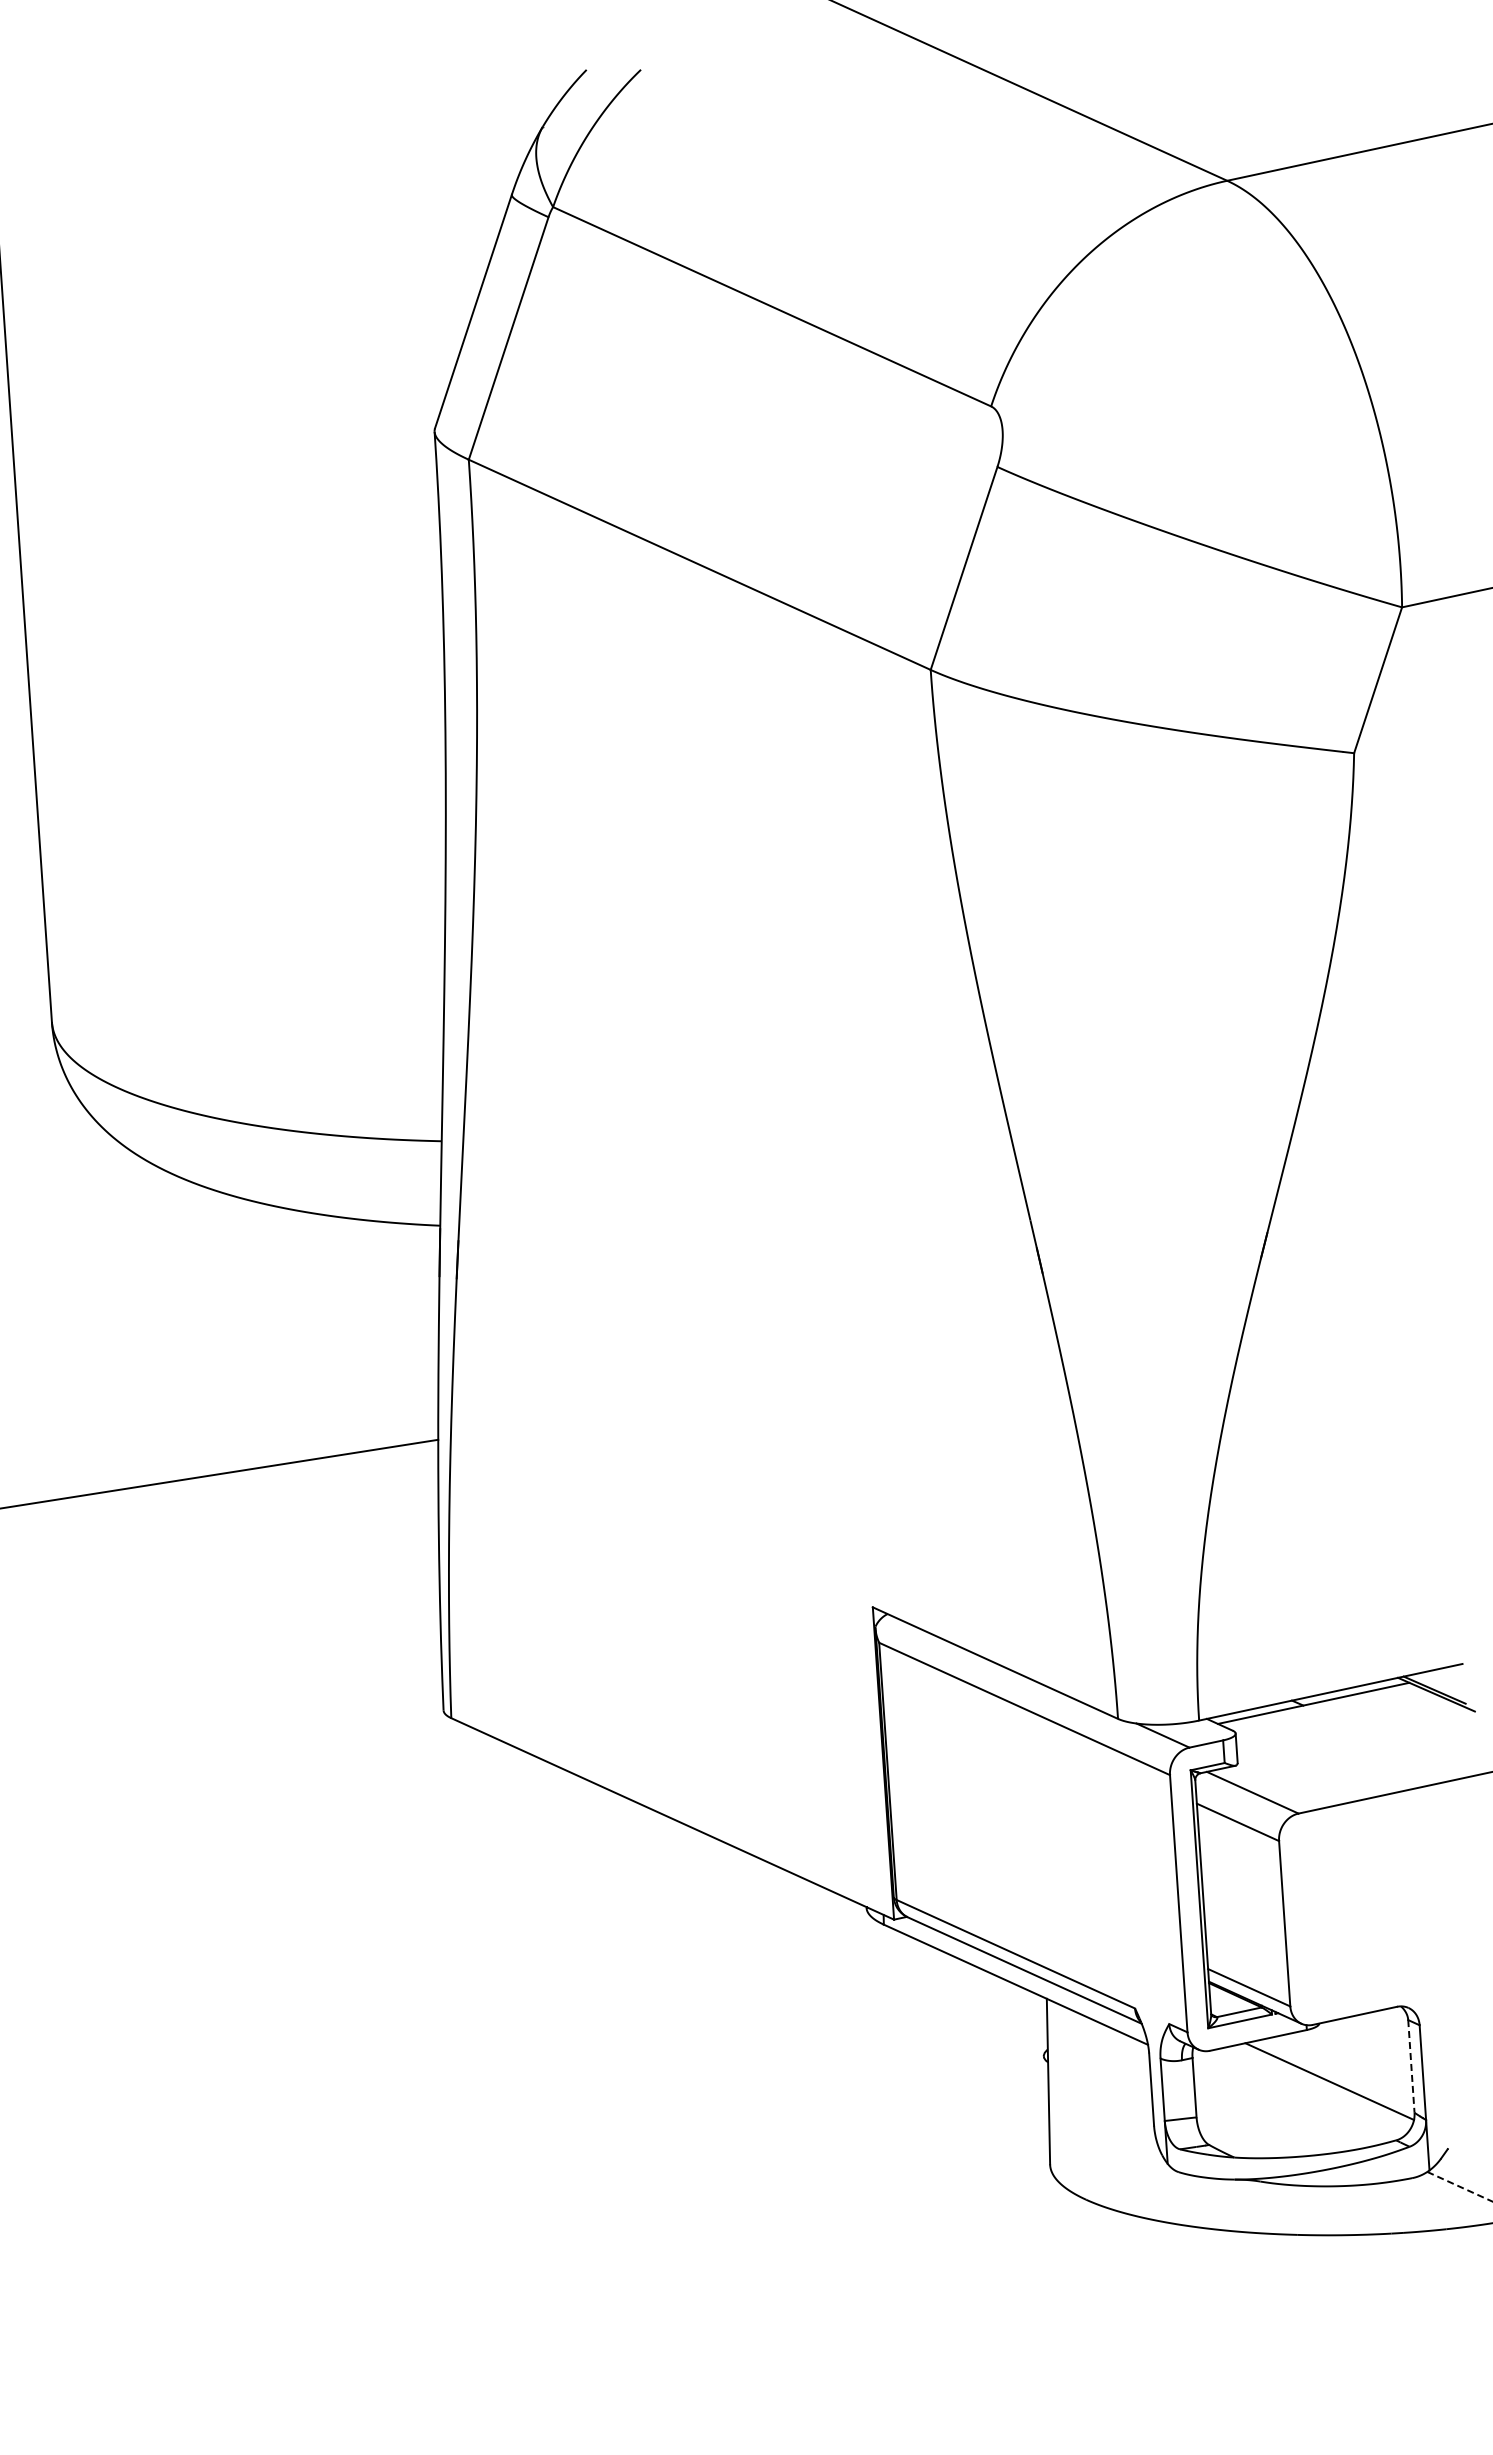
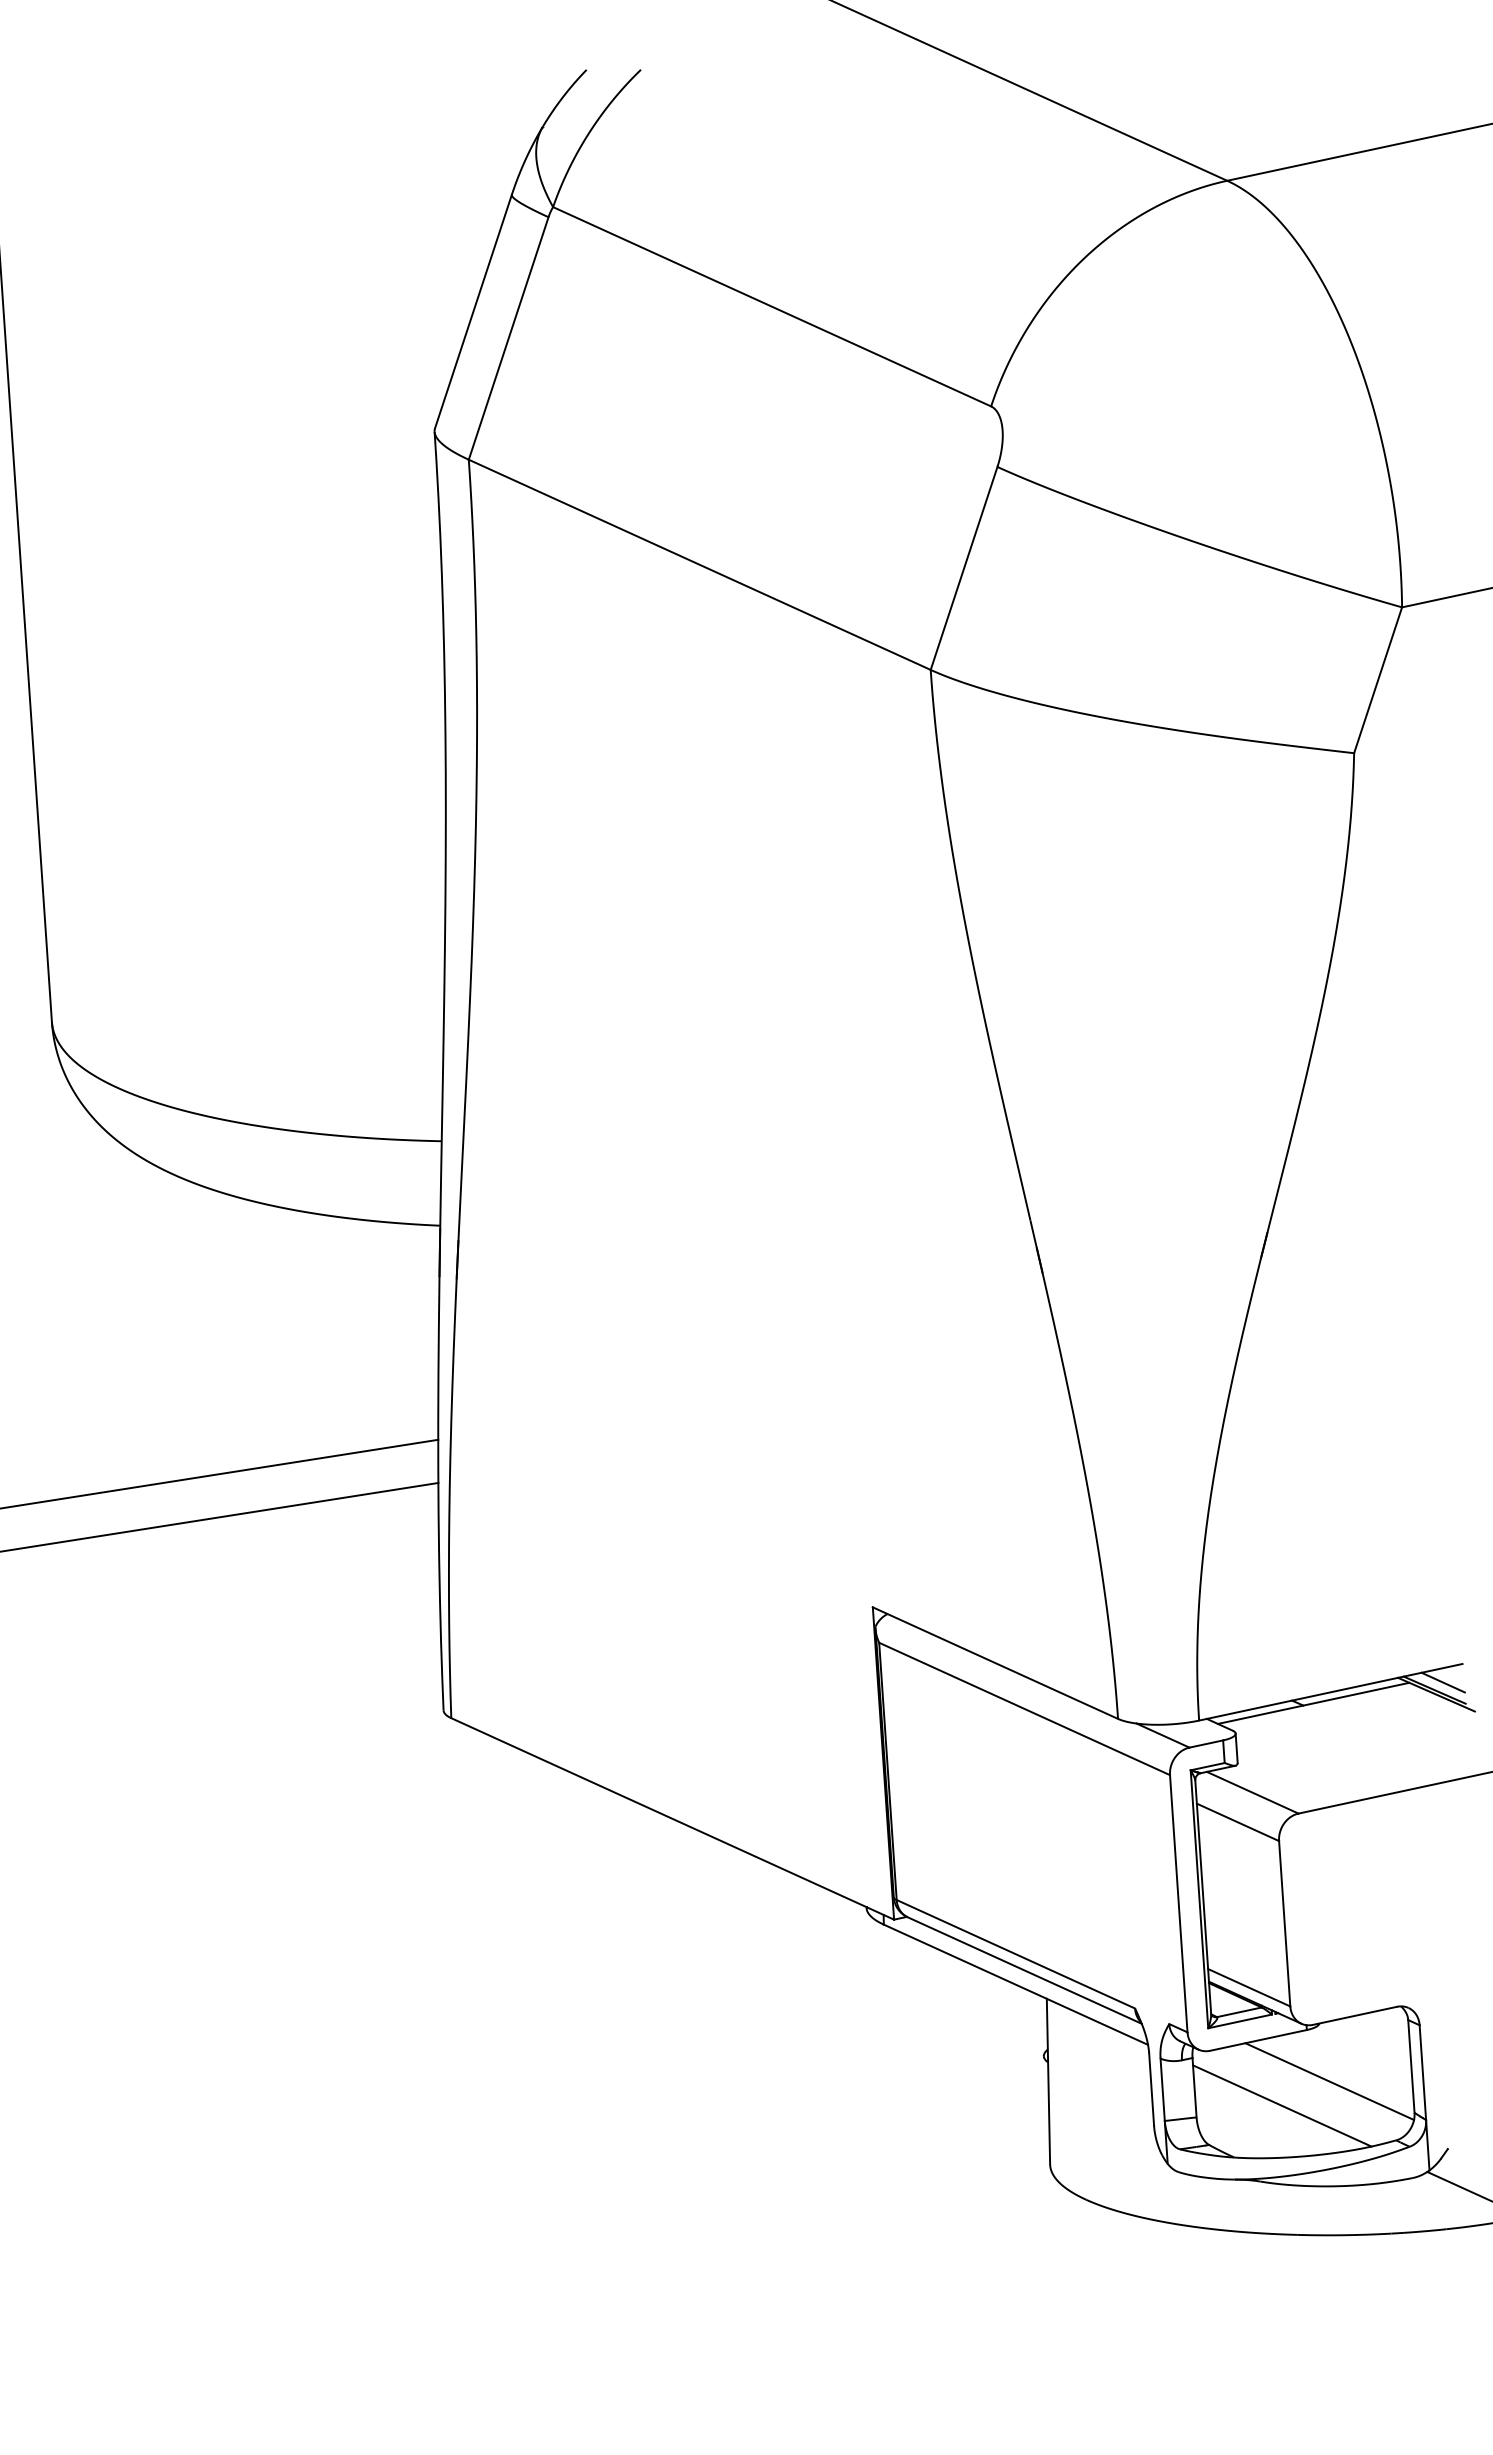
line: none -> present (220, 1516)
line: none -> present (1442, 1682)
line: dashed -> solid (1411, 2066)
line: none -> present (1282, 2105)
line: dashed -> solid (1460, 2186)
